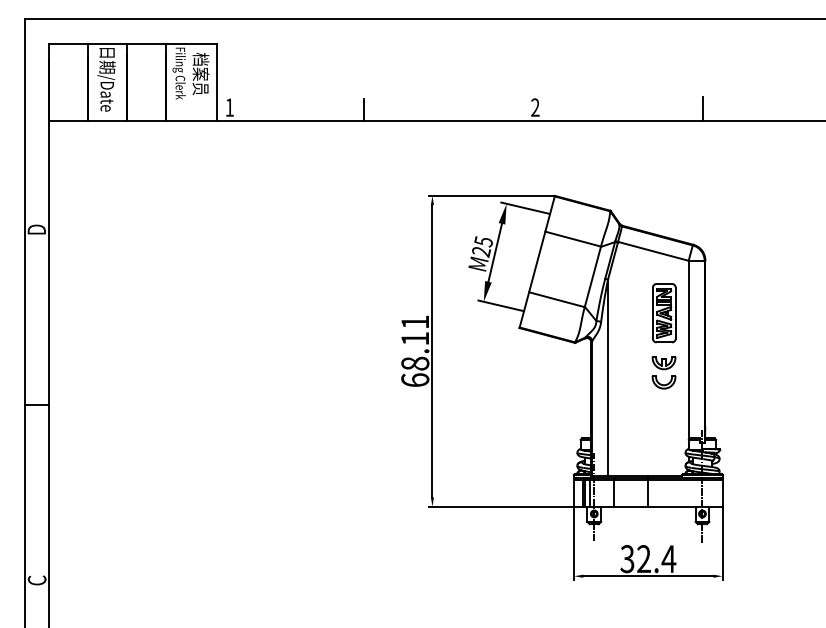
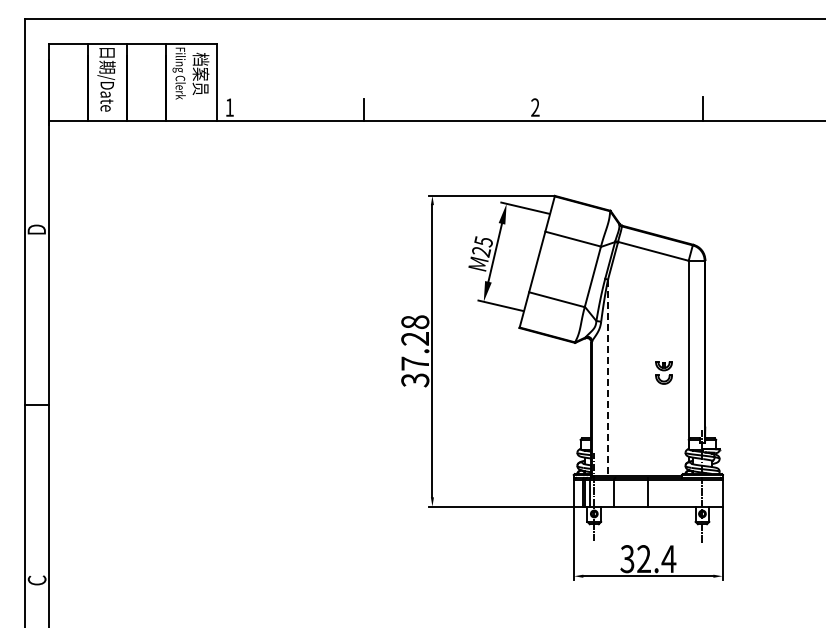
part: present -> none (664, 313)
text: 68.11 -> 37.28 (415, 351)
part size: 26x34 px -> 18x24 px (663, 372)
line: solid -> dashed (608, 379)
